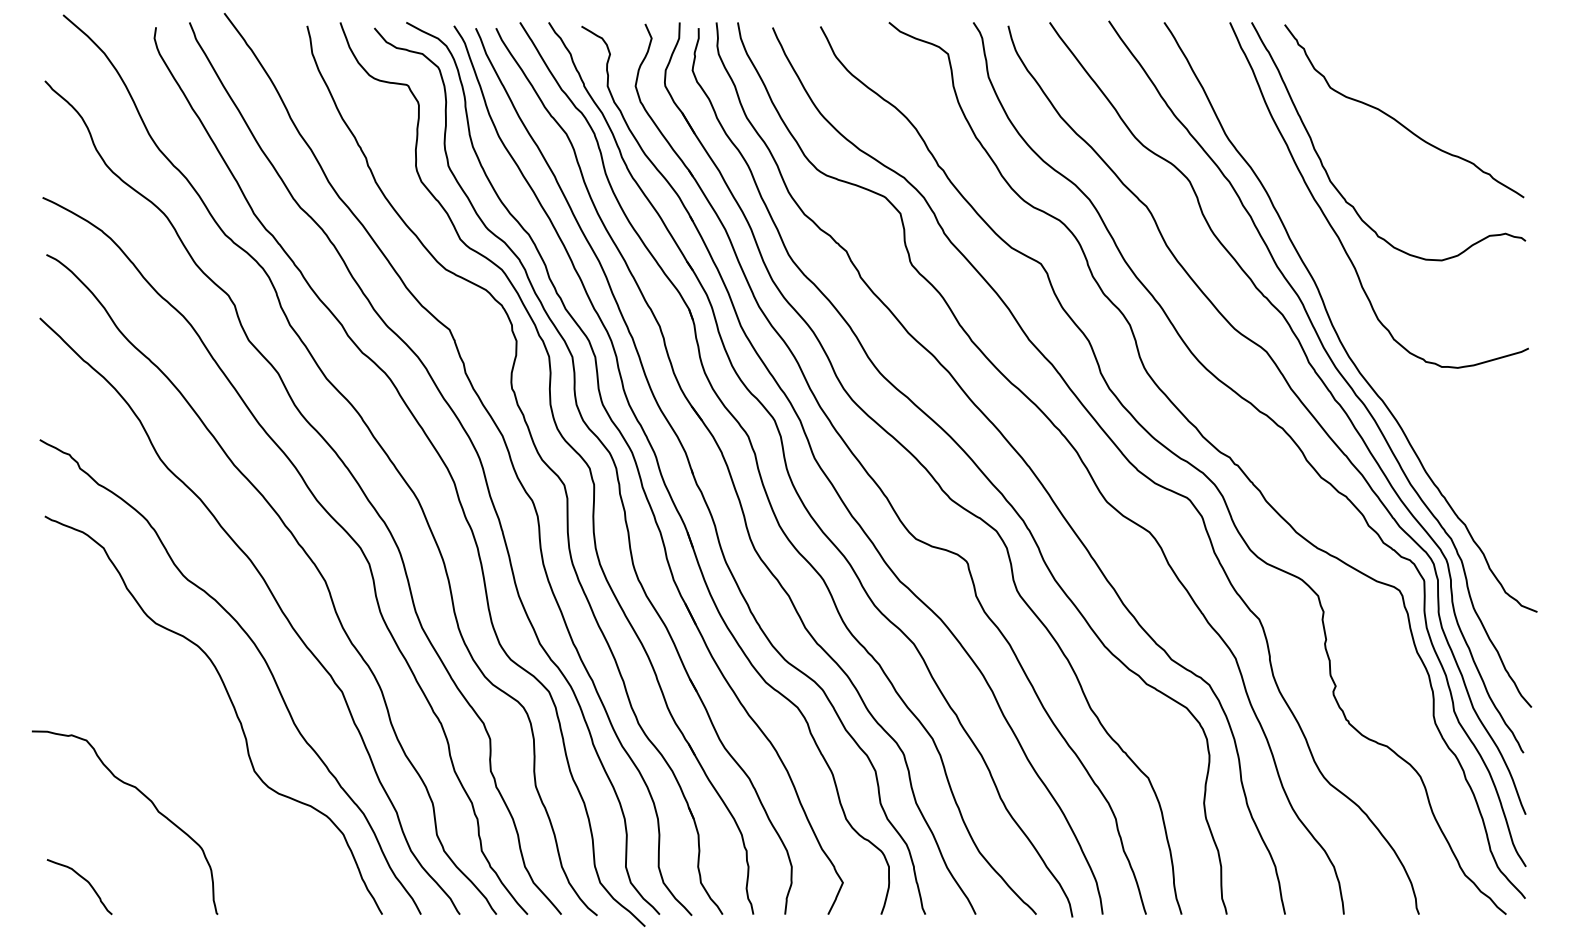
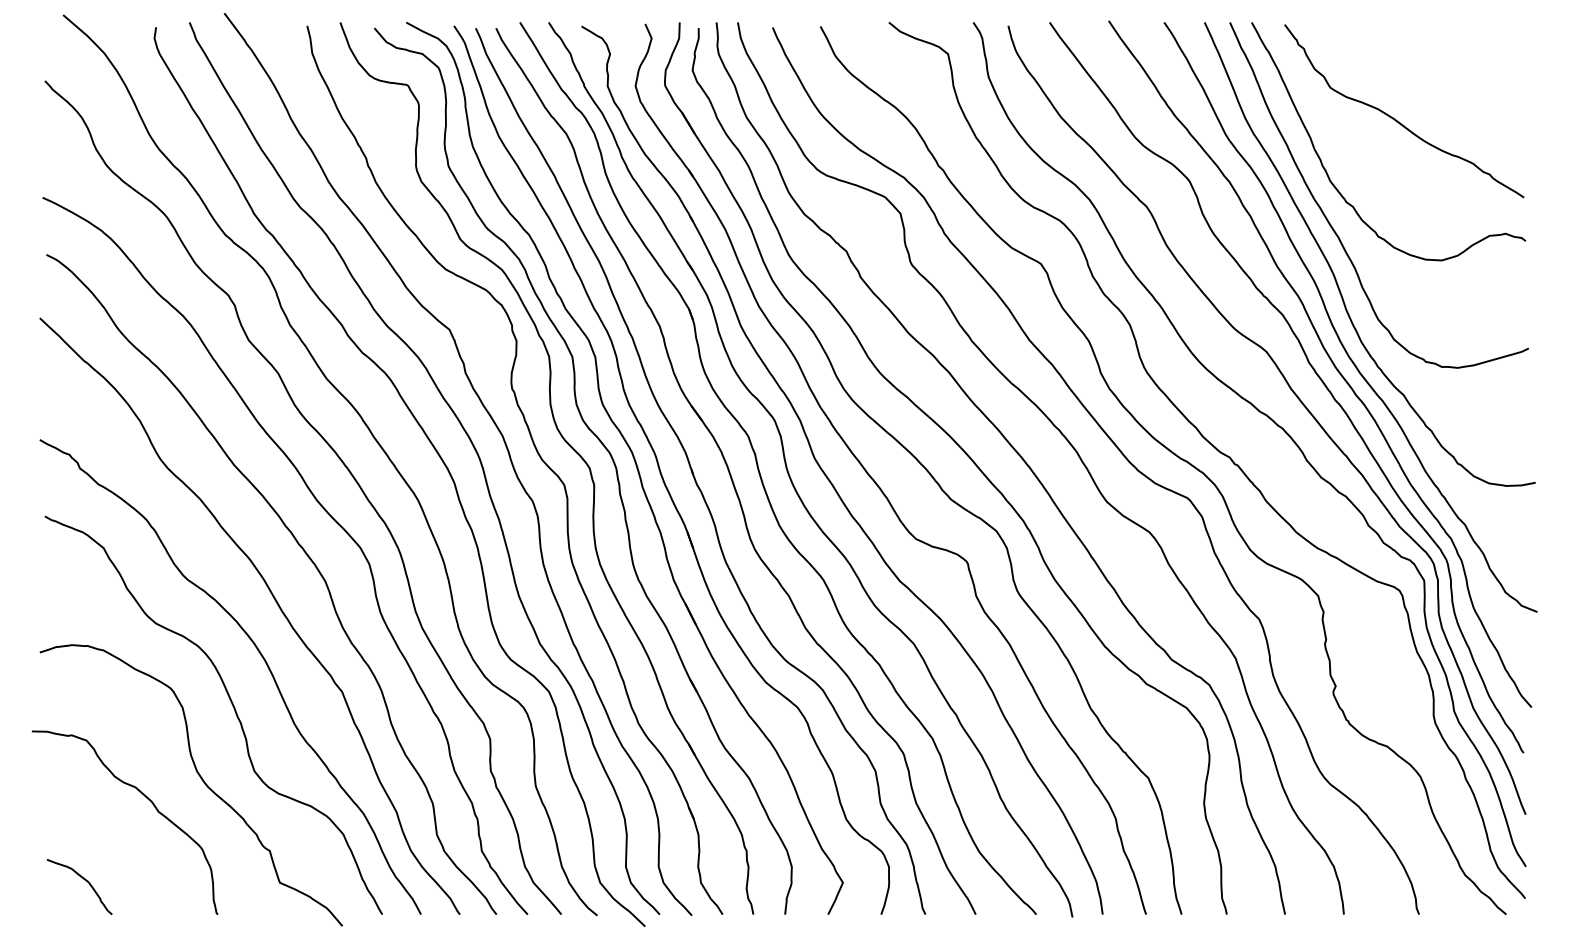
curve: none -> present (1333, 271)
curve: none -> present (201, 780)
